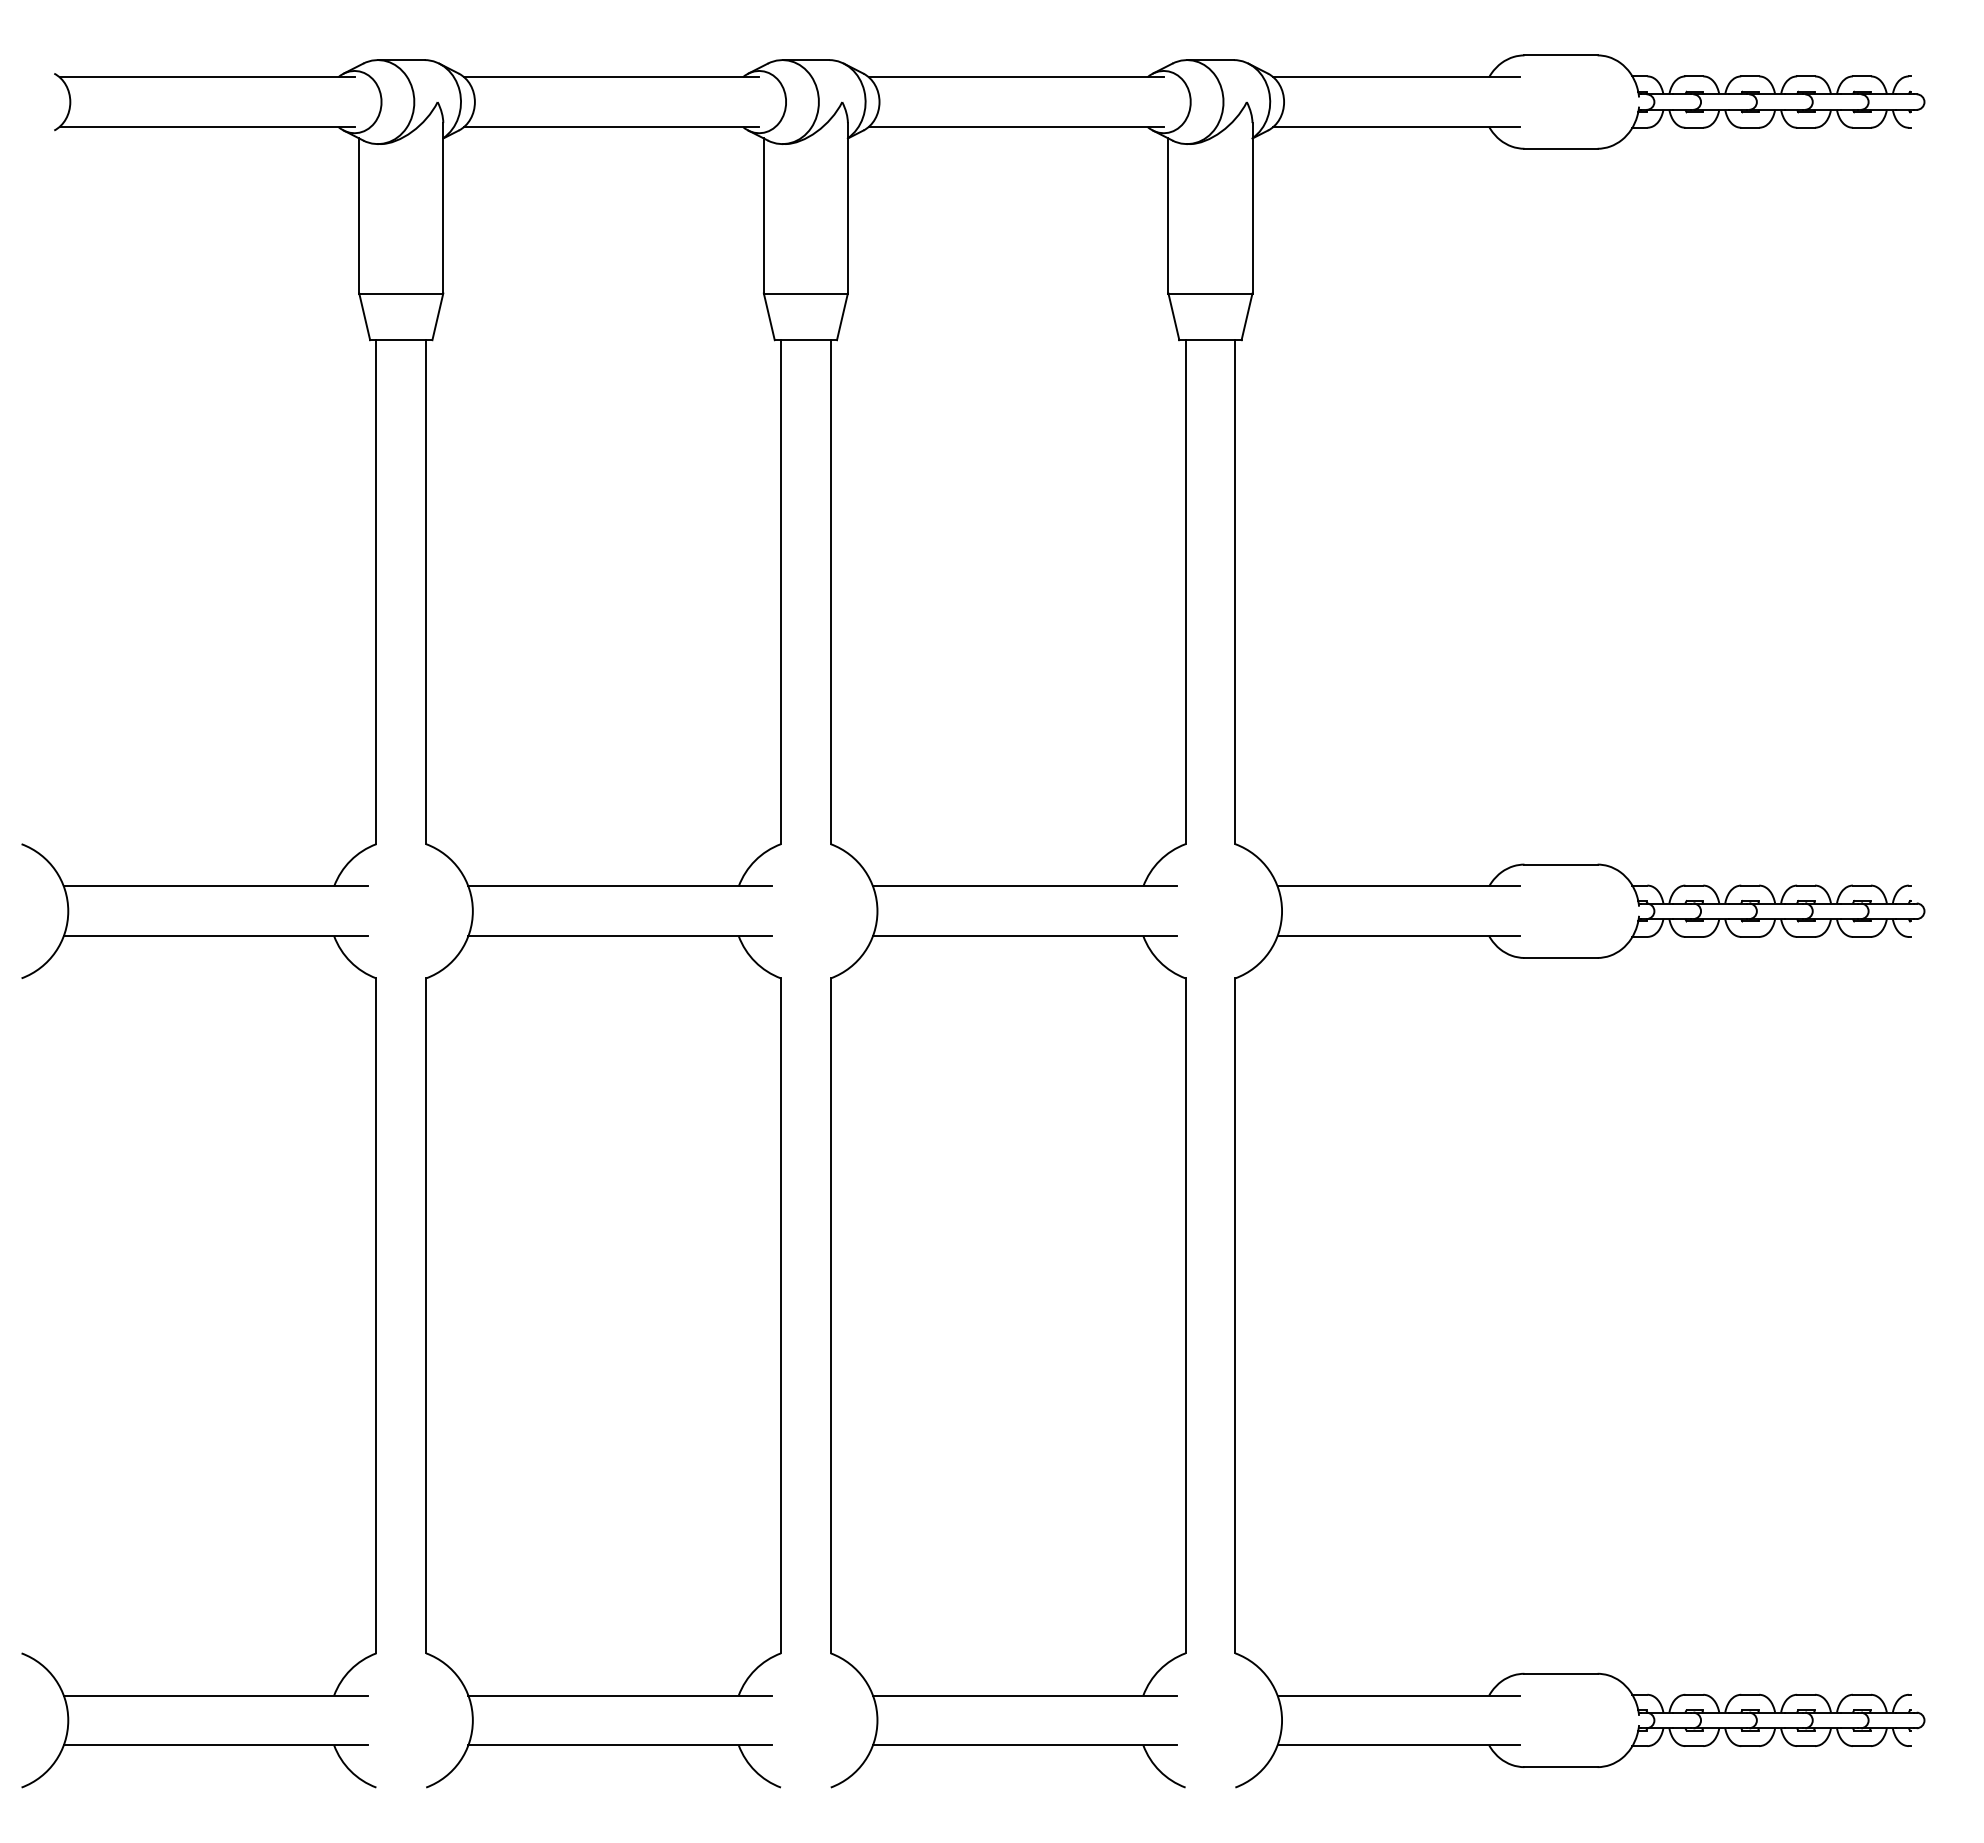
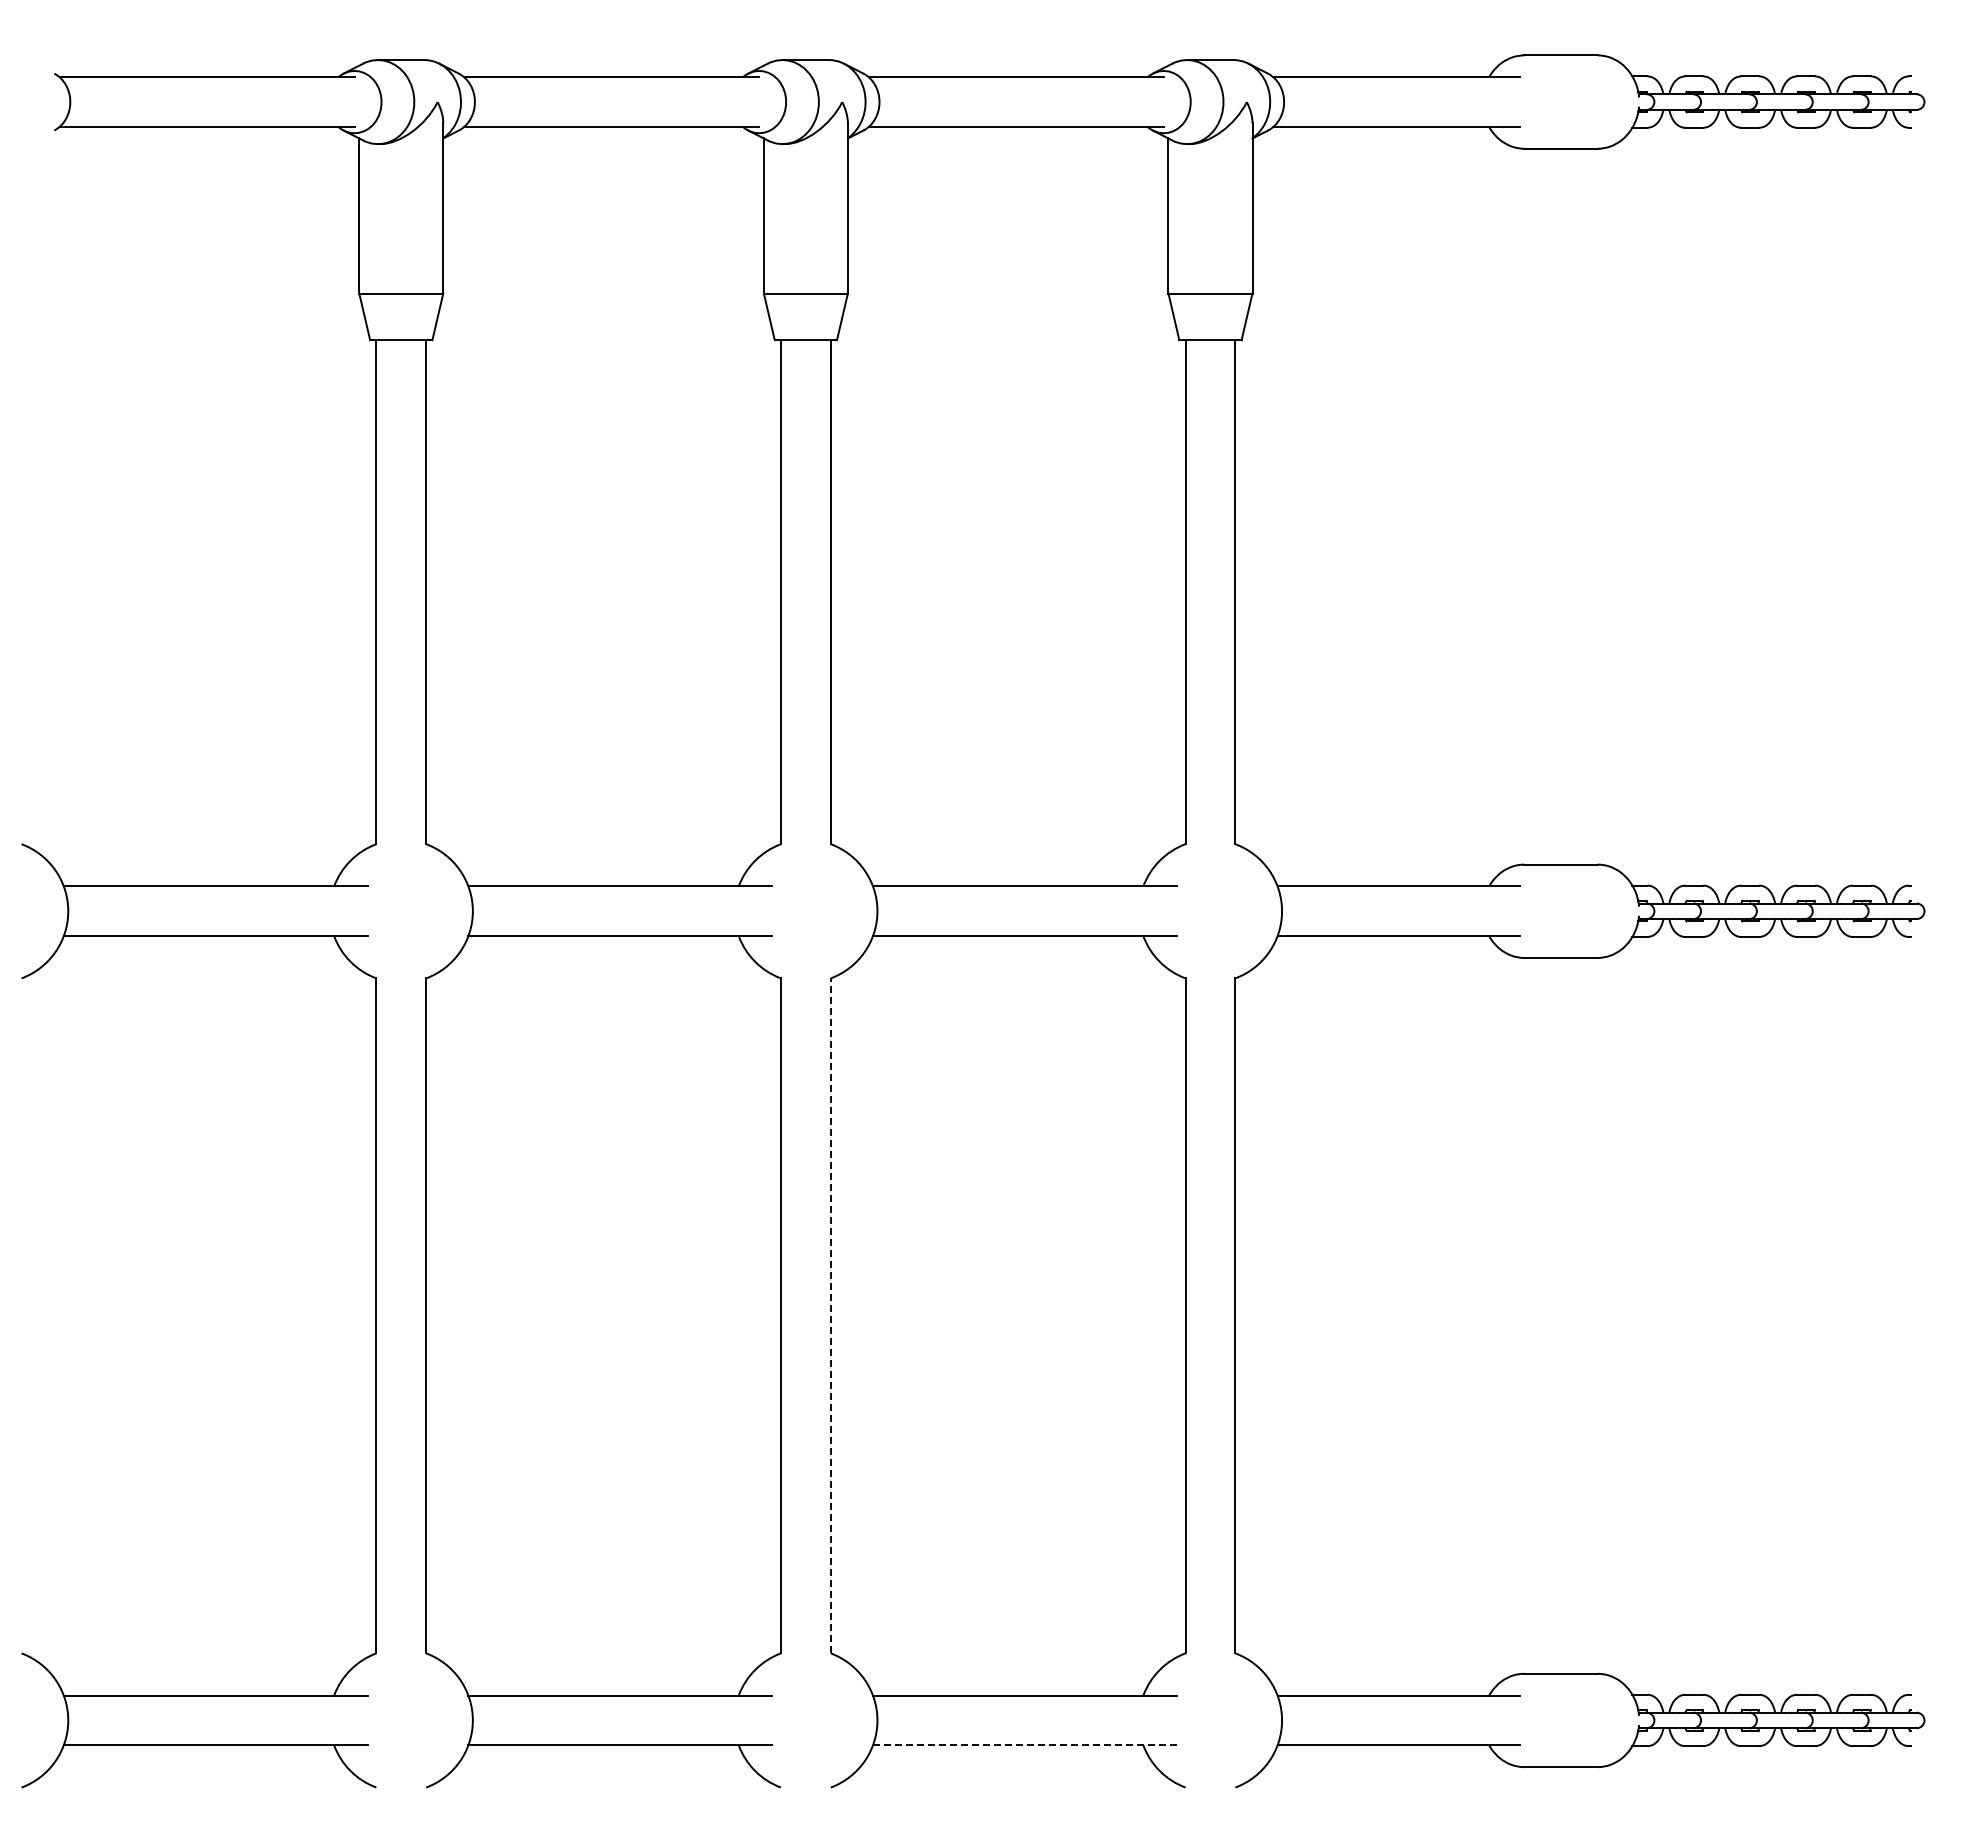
line: solid -> dashed (830, 1315)
line: solid -> dashed (1024, 1745)
